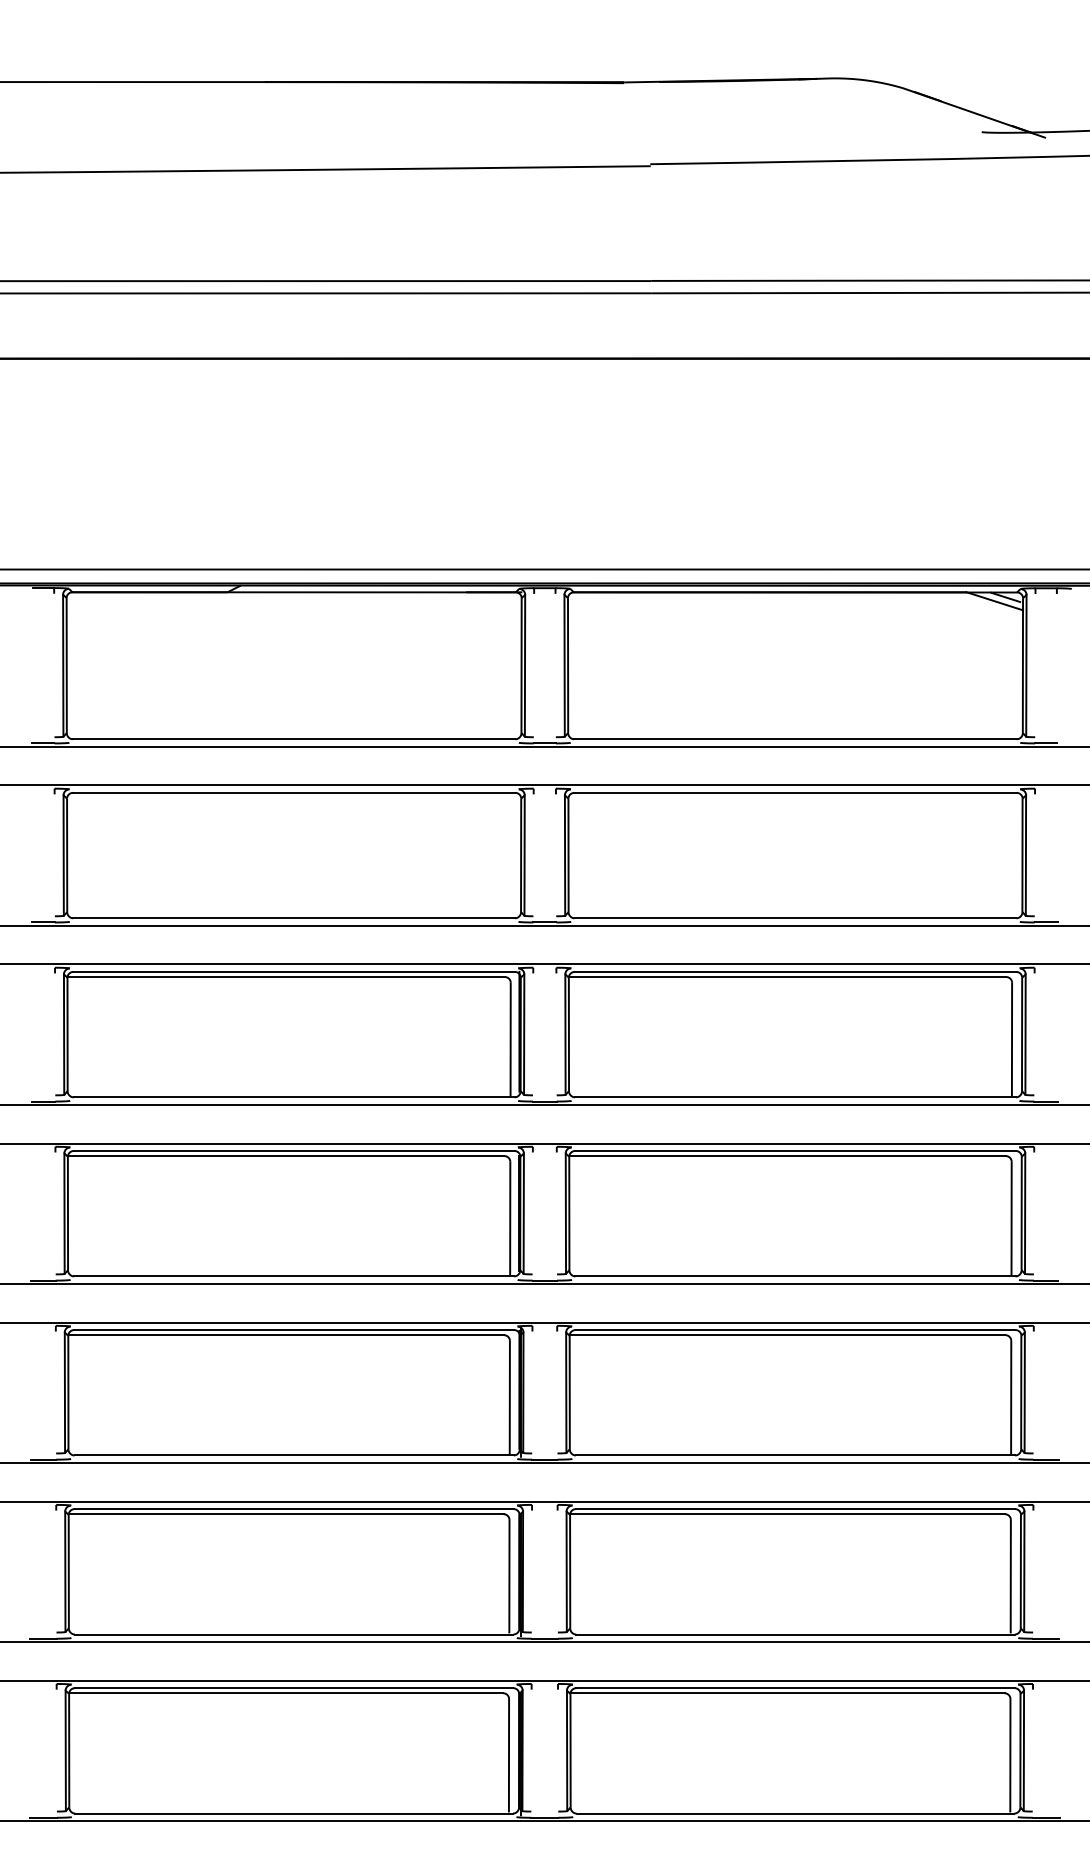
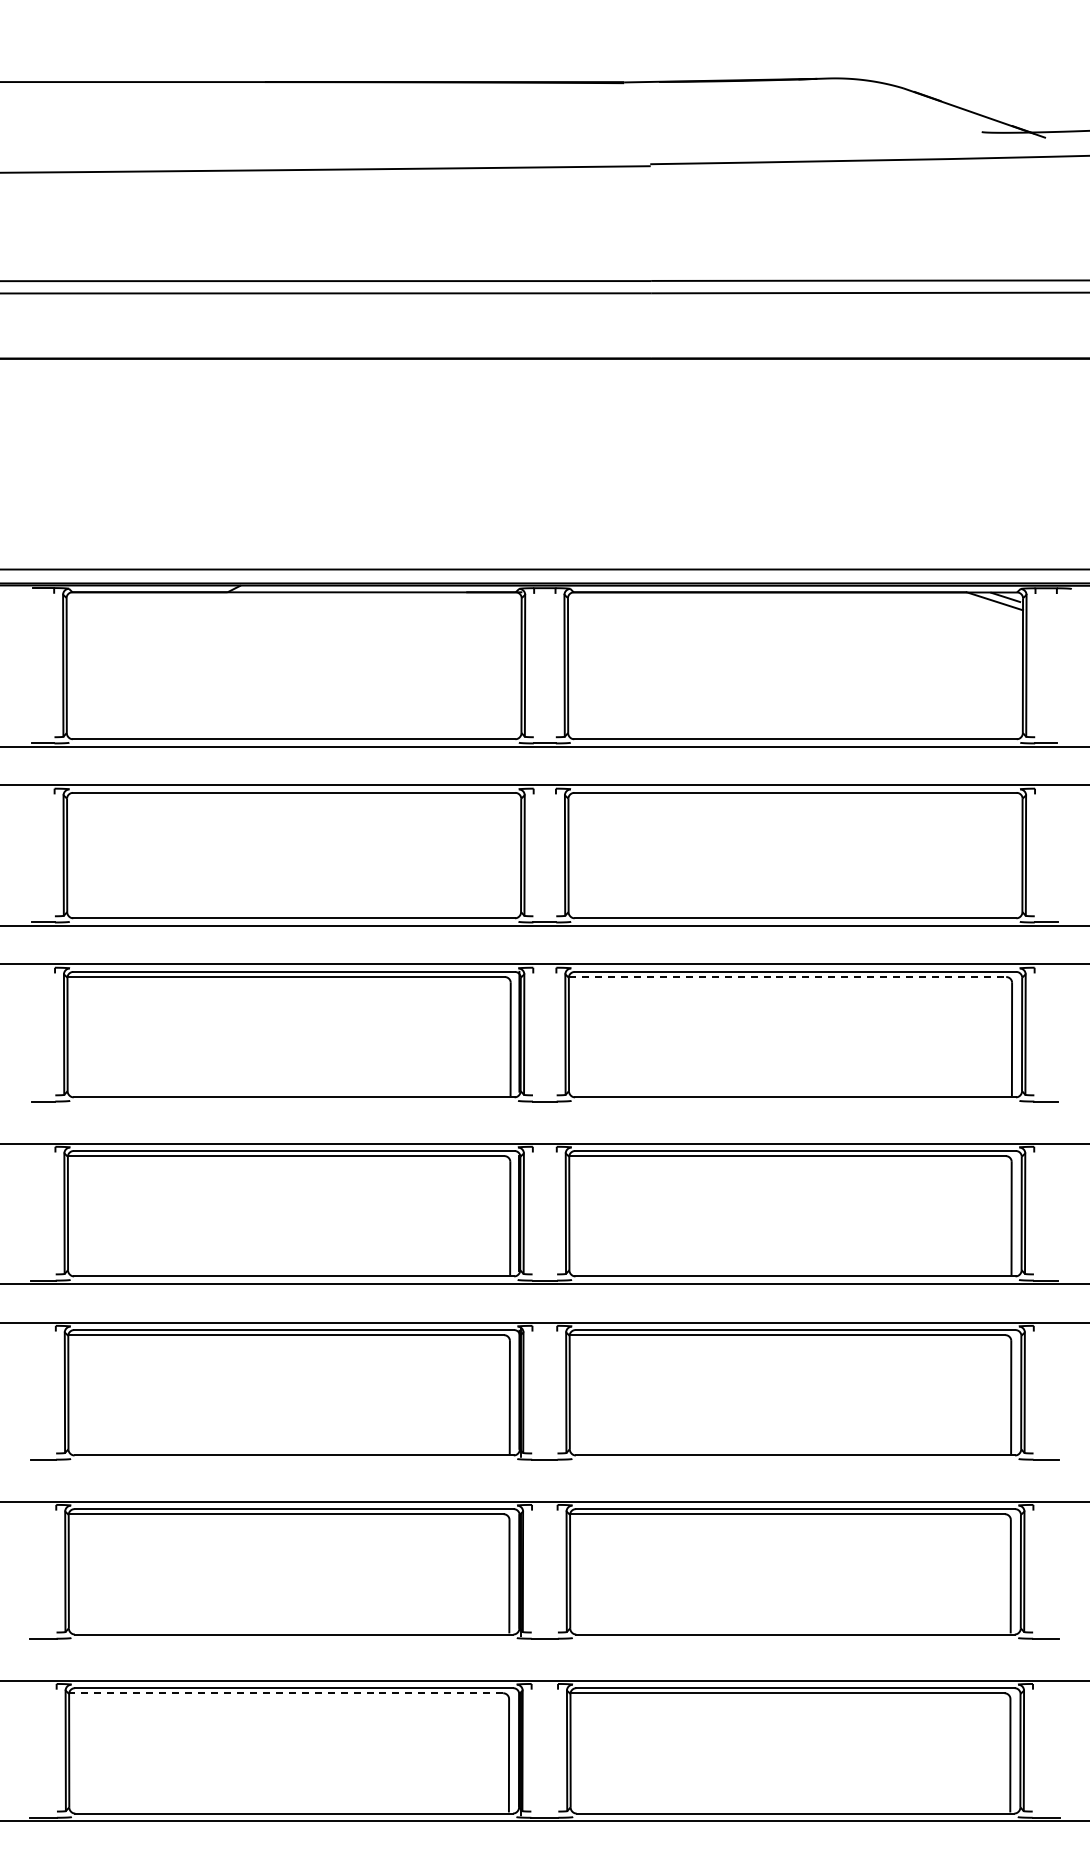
line: solid -> dashed (787, 977)
line: present -> none (544, 1104)
line: present -> none (544, 1462)
line: present -> none (544, 1641)
line: solid -> dashed (286, 1693)
